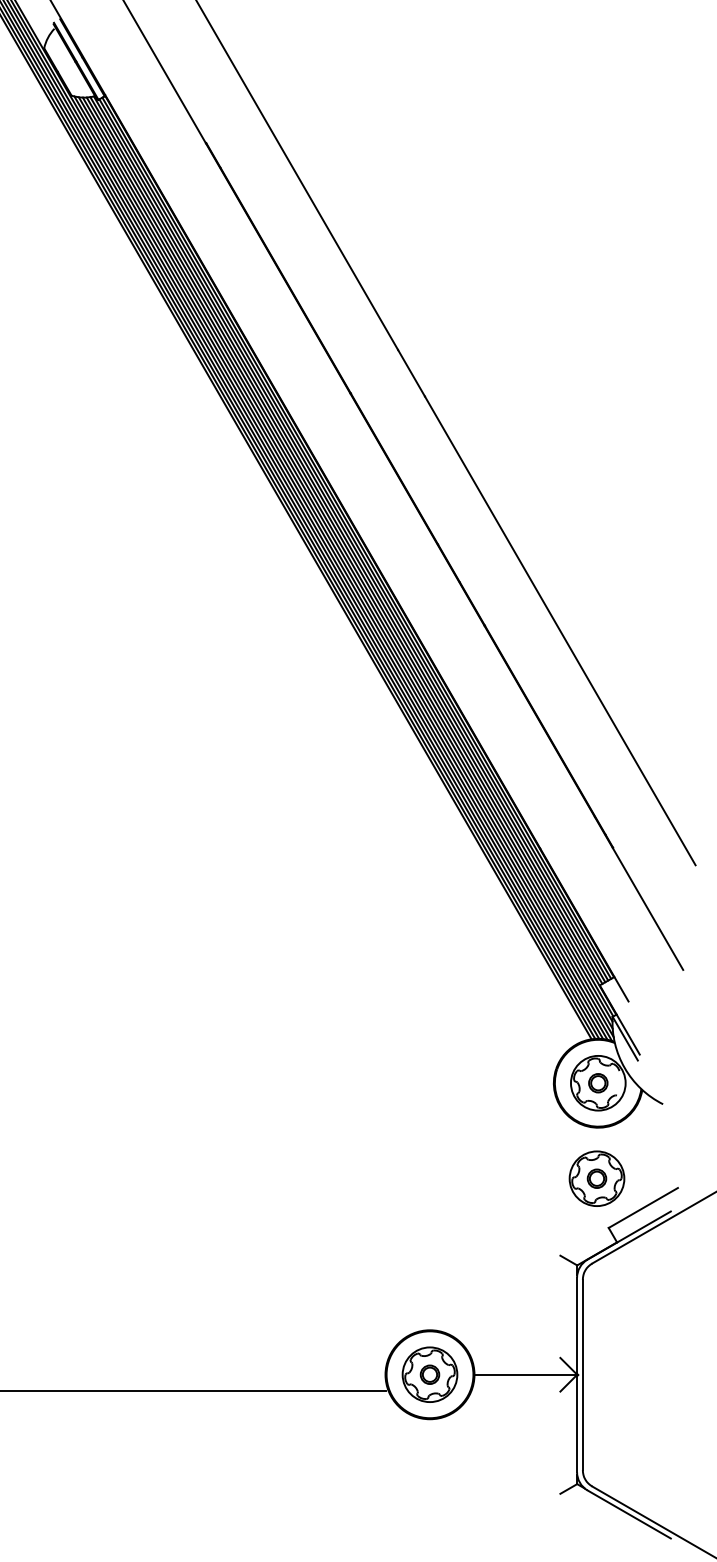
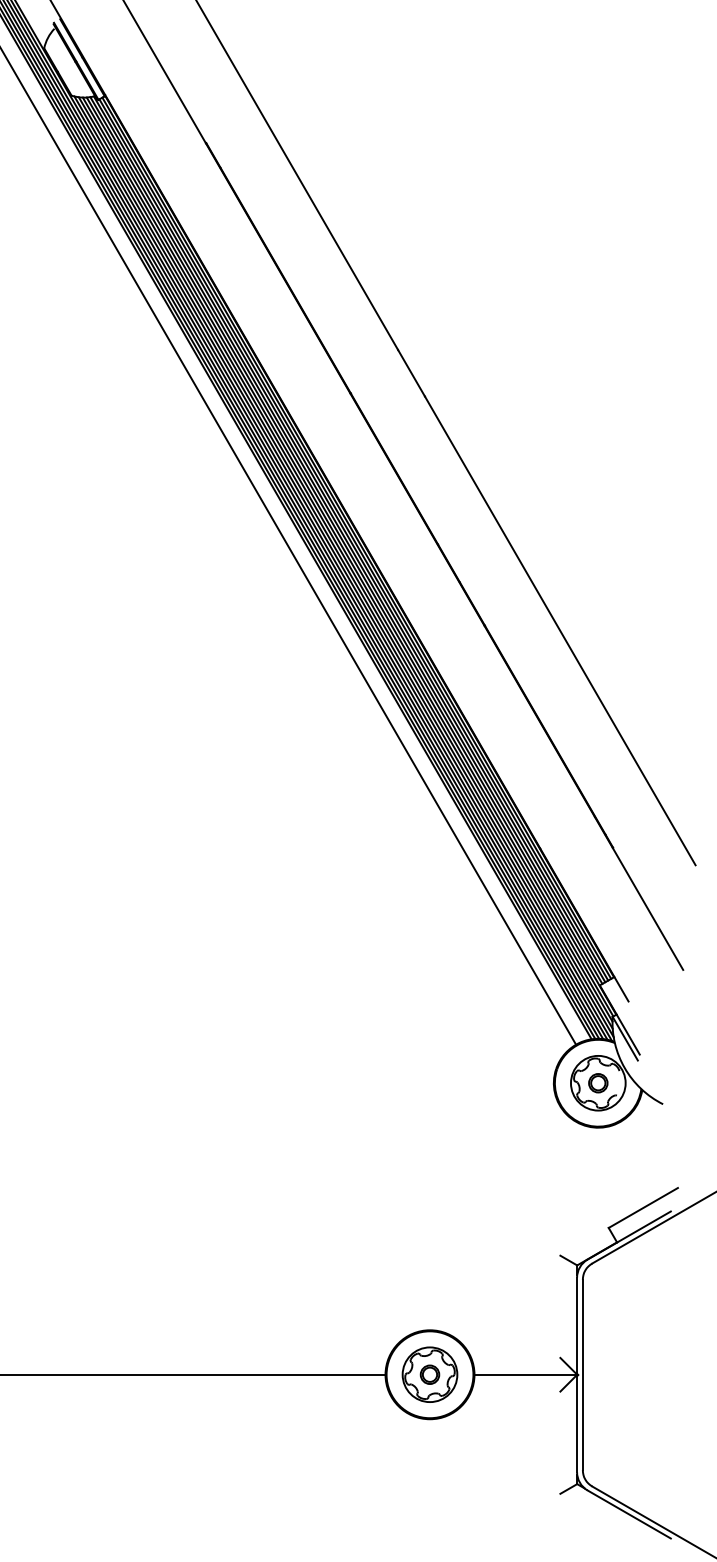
line: none -> present (289, 547)
part: present -> none (596, 1178)
line position: (193, 1390) -> (193, 1374) (193, 1374)
